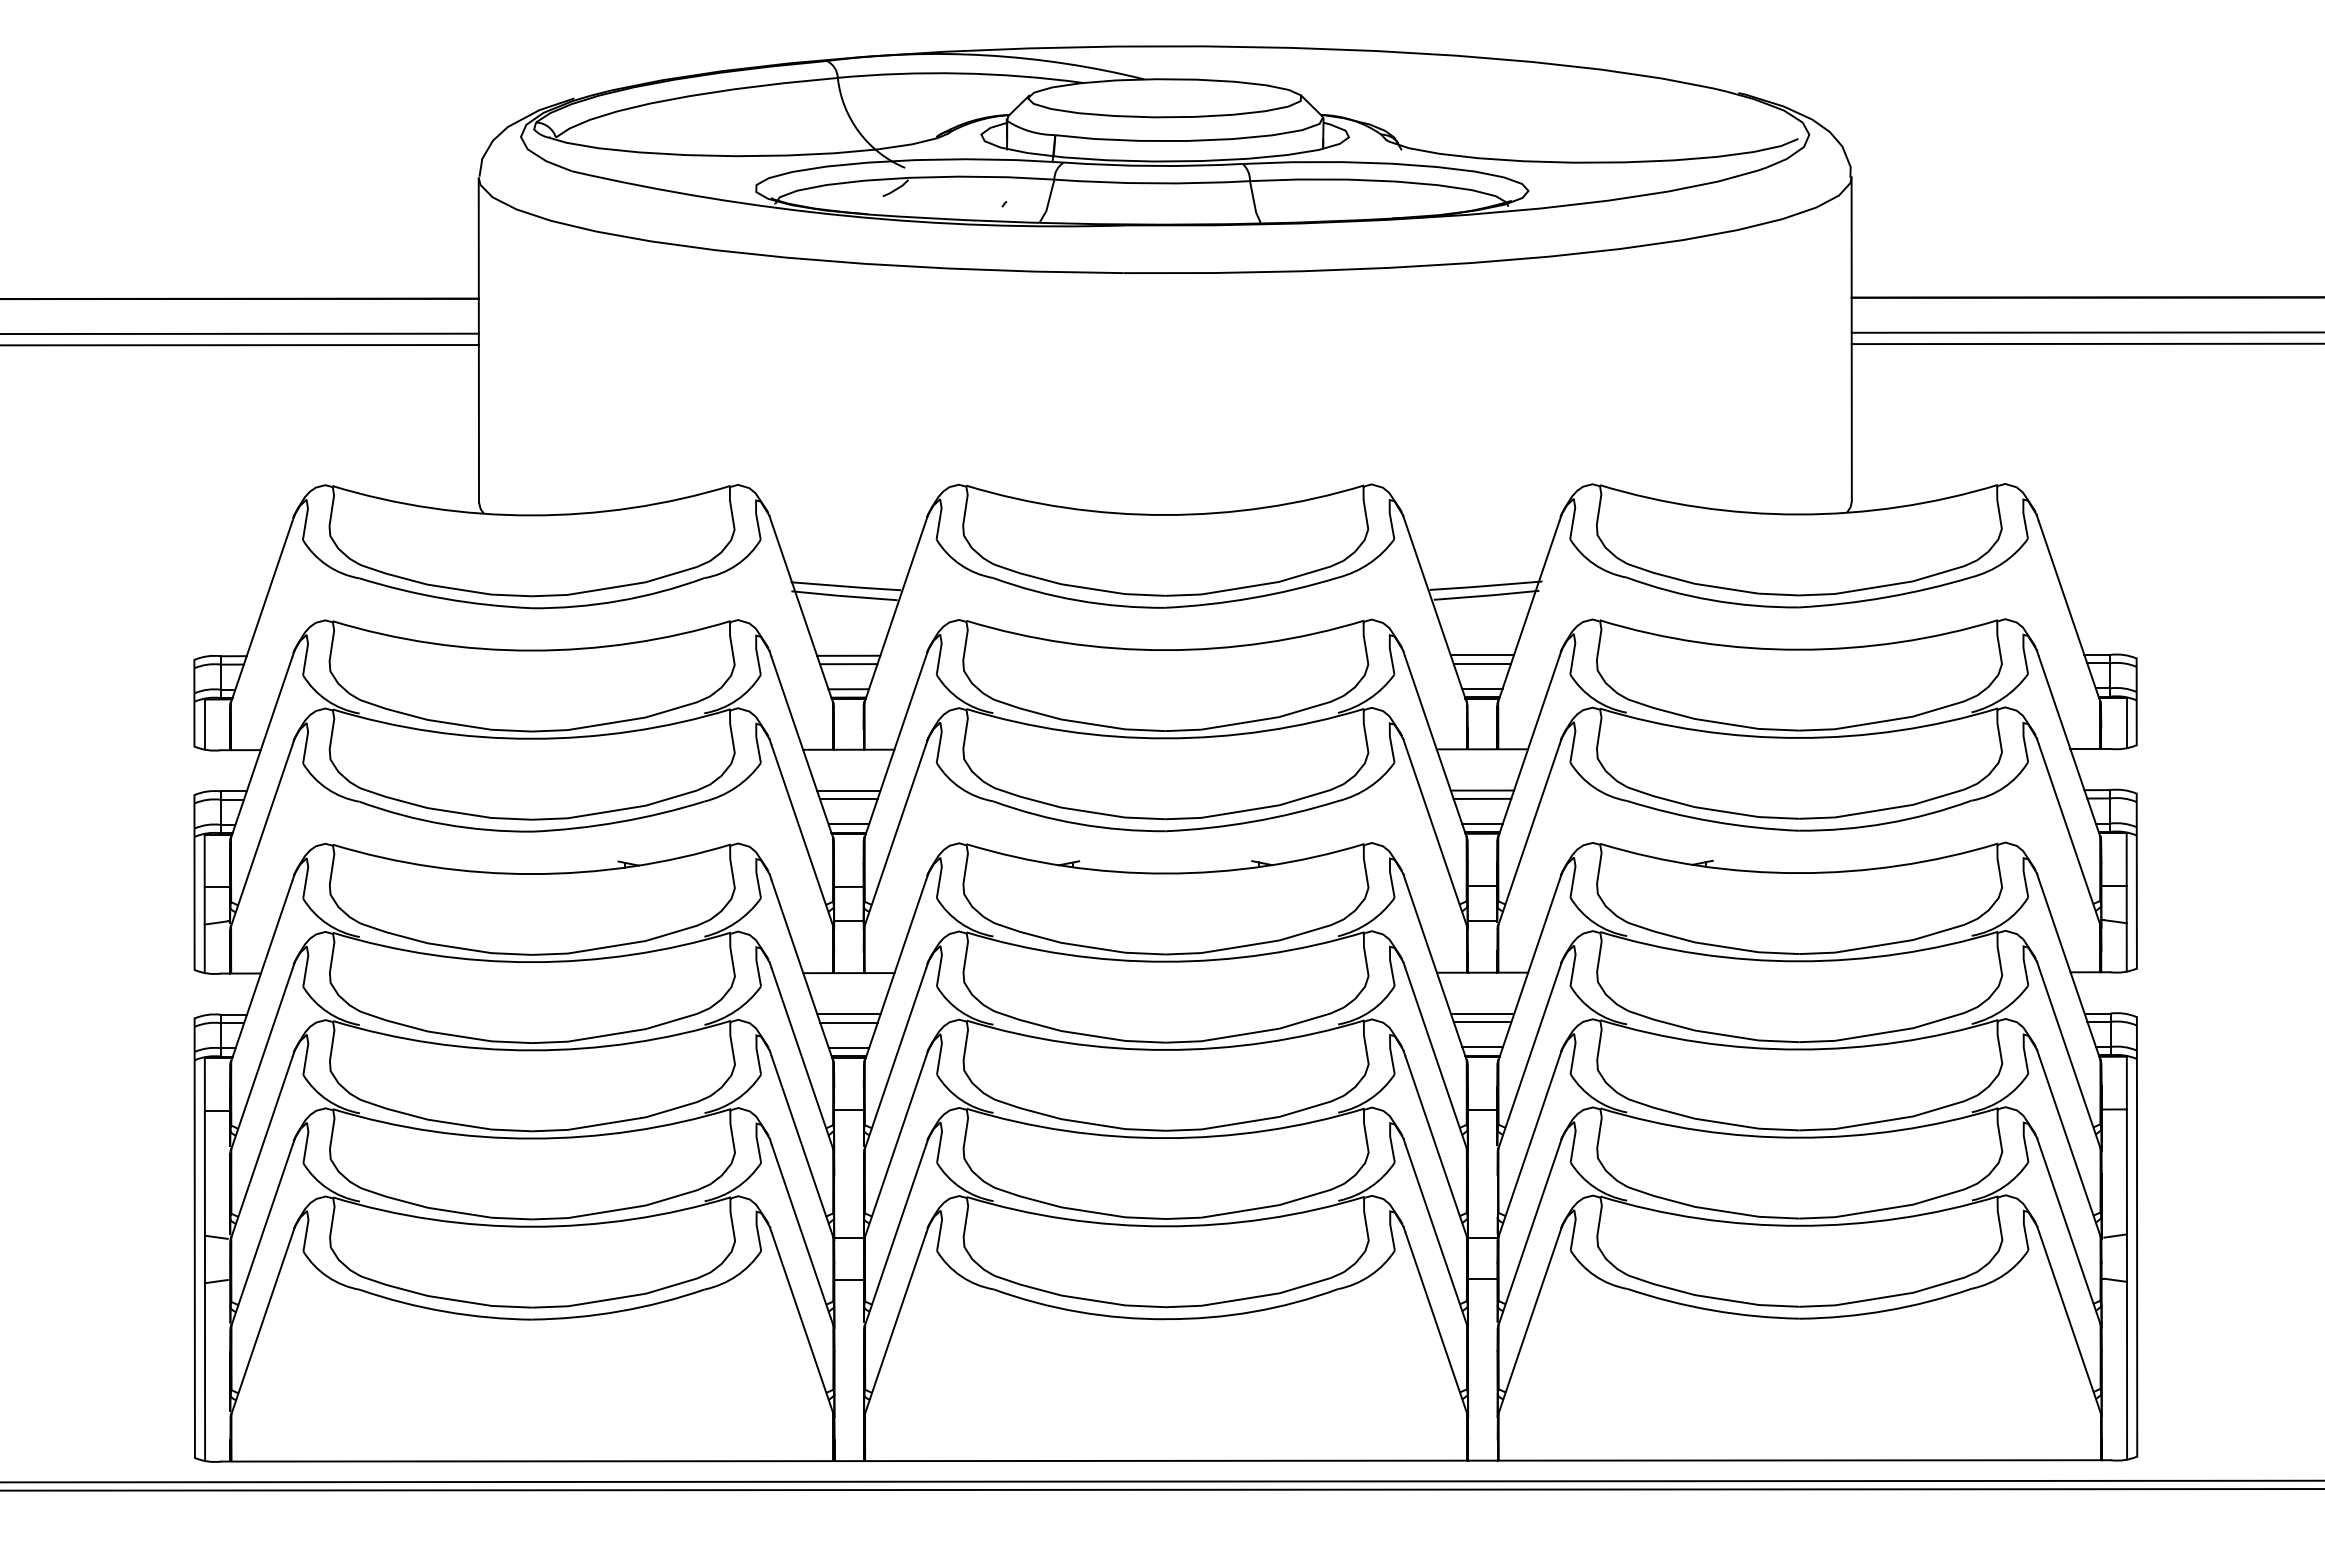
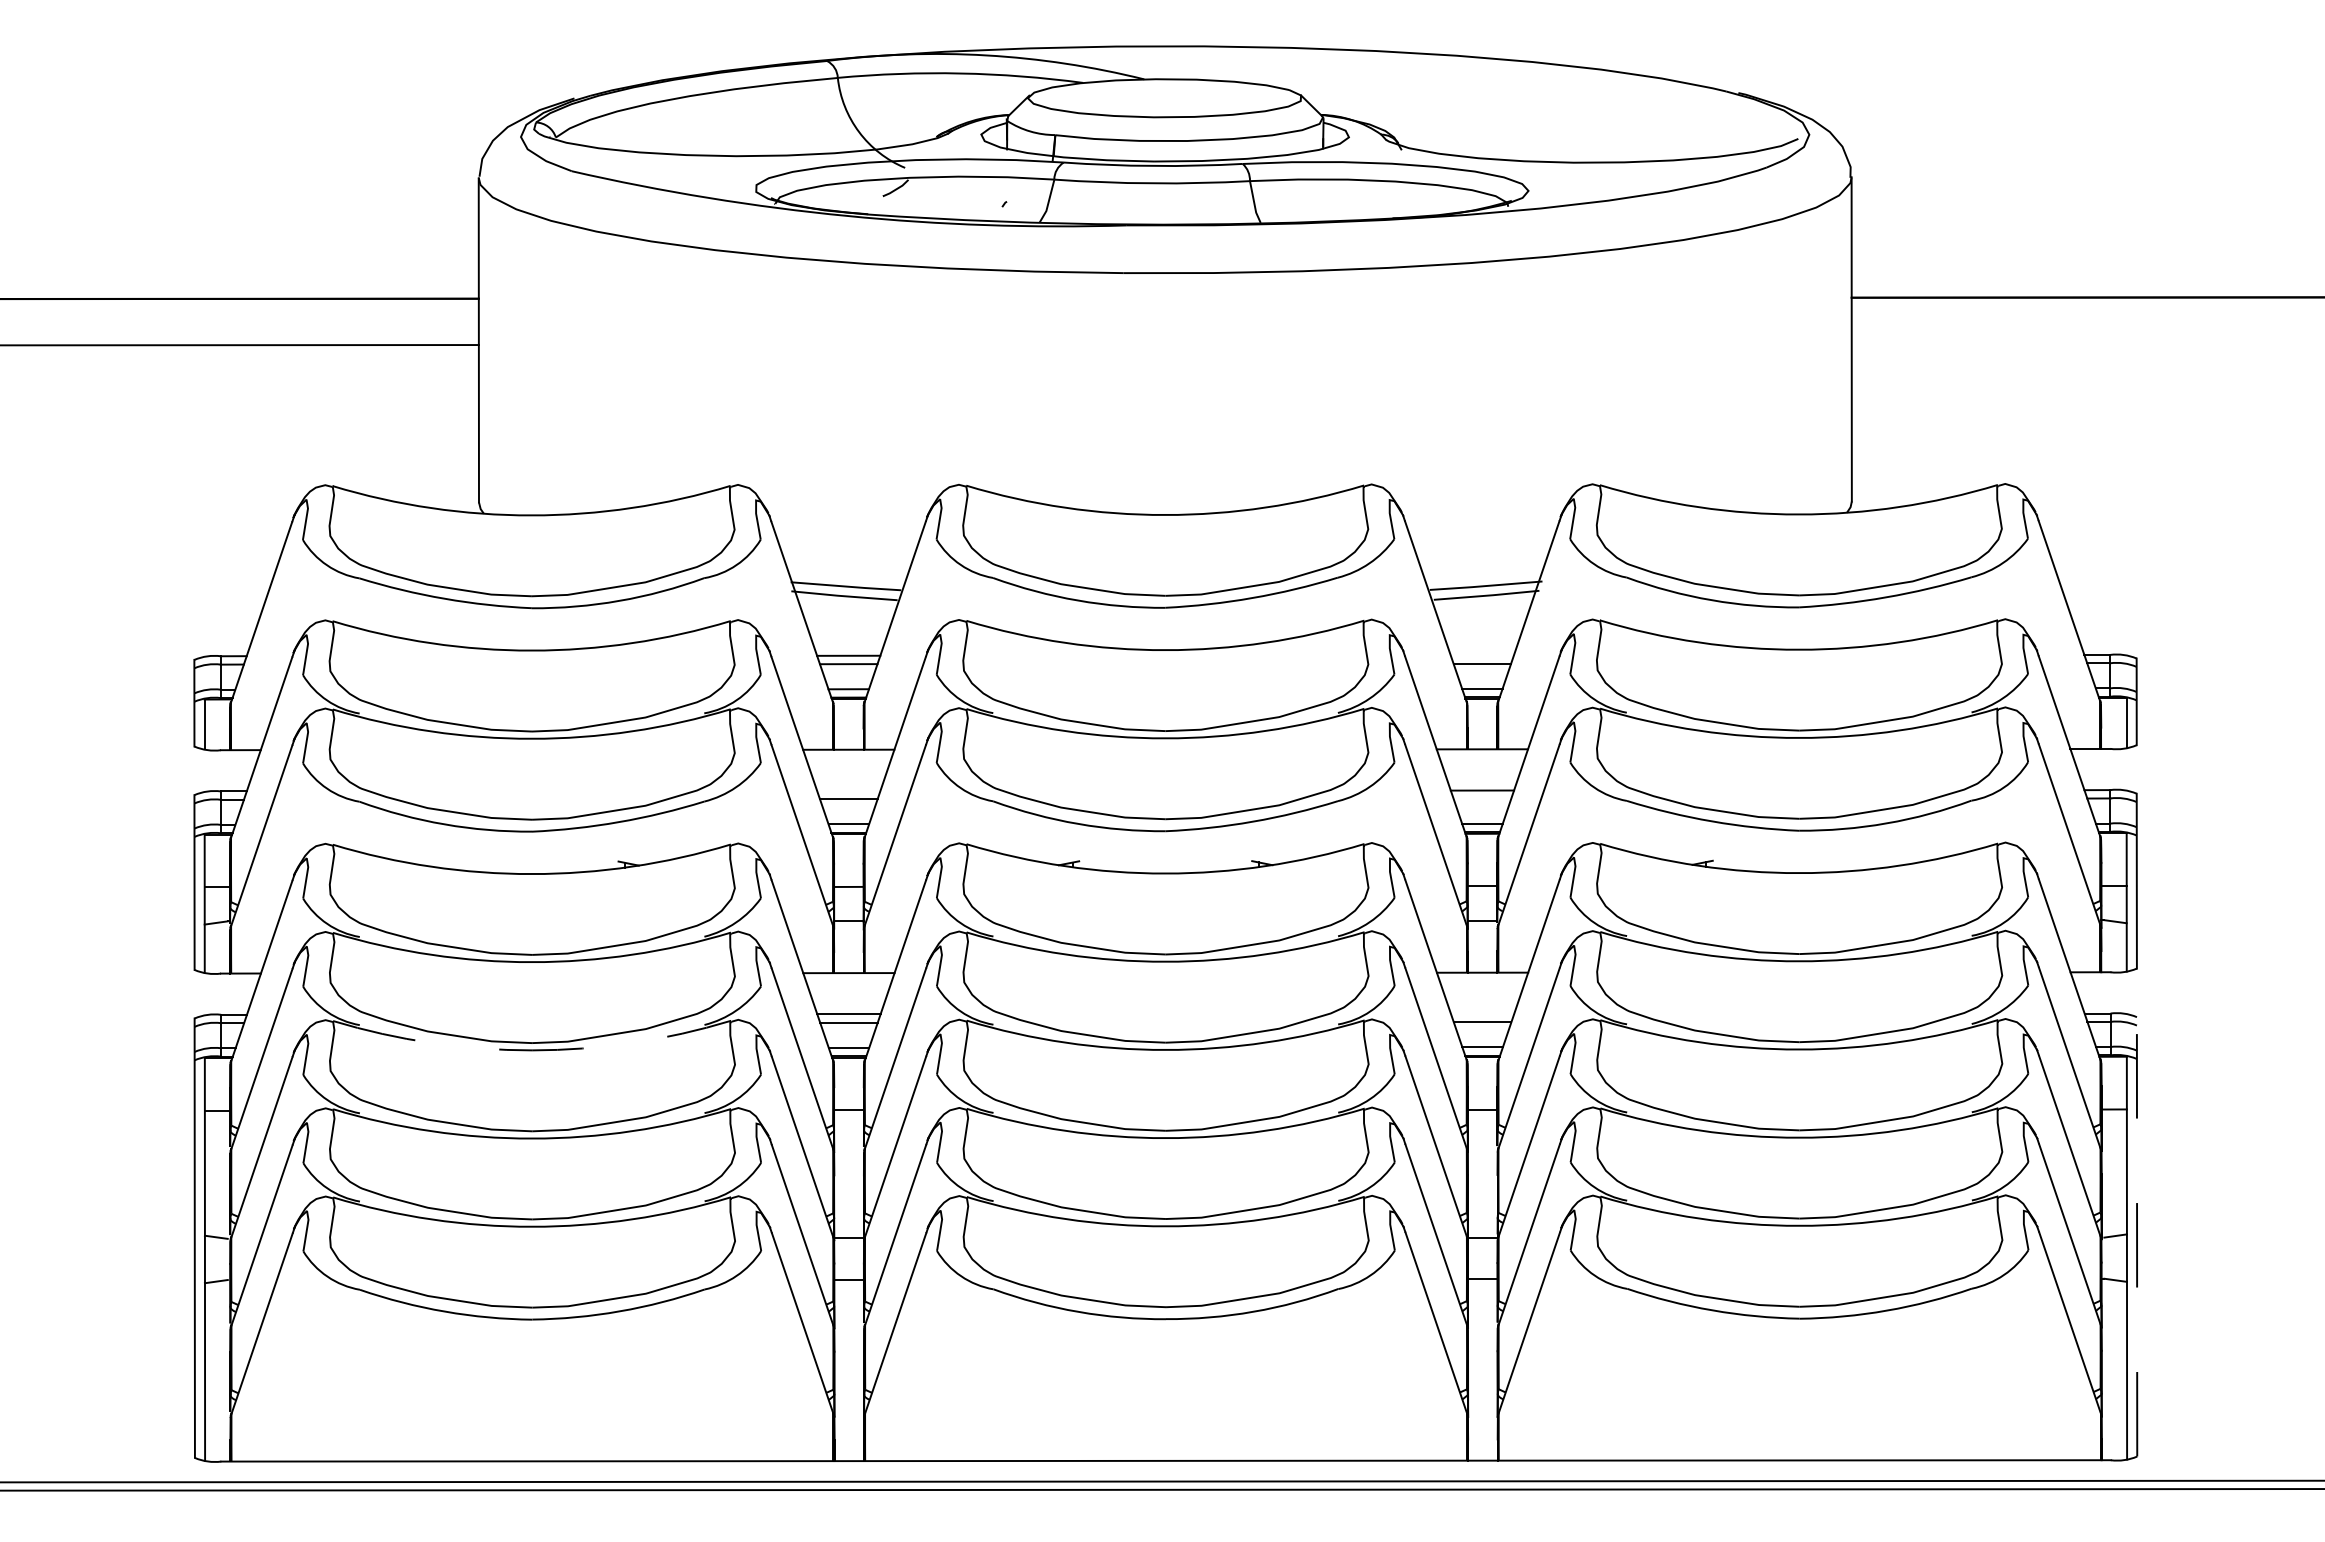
line: present -> none (2086, 332)
line: present -> none (240, 333)
line: present -> none (2086, 343)
line: present -> none (1482, 655)
line: present -> none (848, 791)
line: present -> none (1482, 798)
line: present -> none (1482, 1013)
arc: solid -> dashed (532, 1050)
line: solid -> dashed (2137, 1236)
